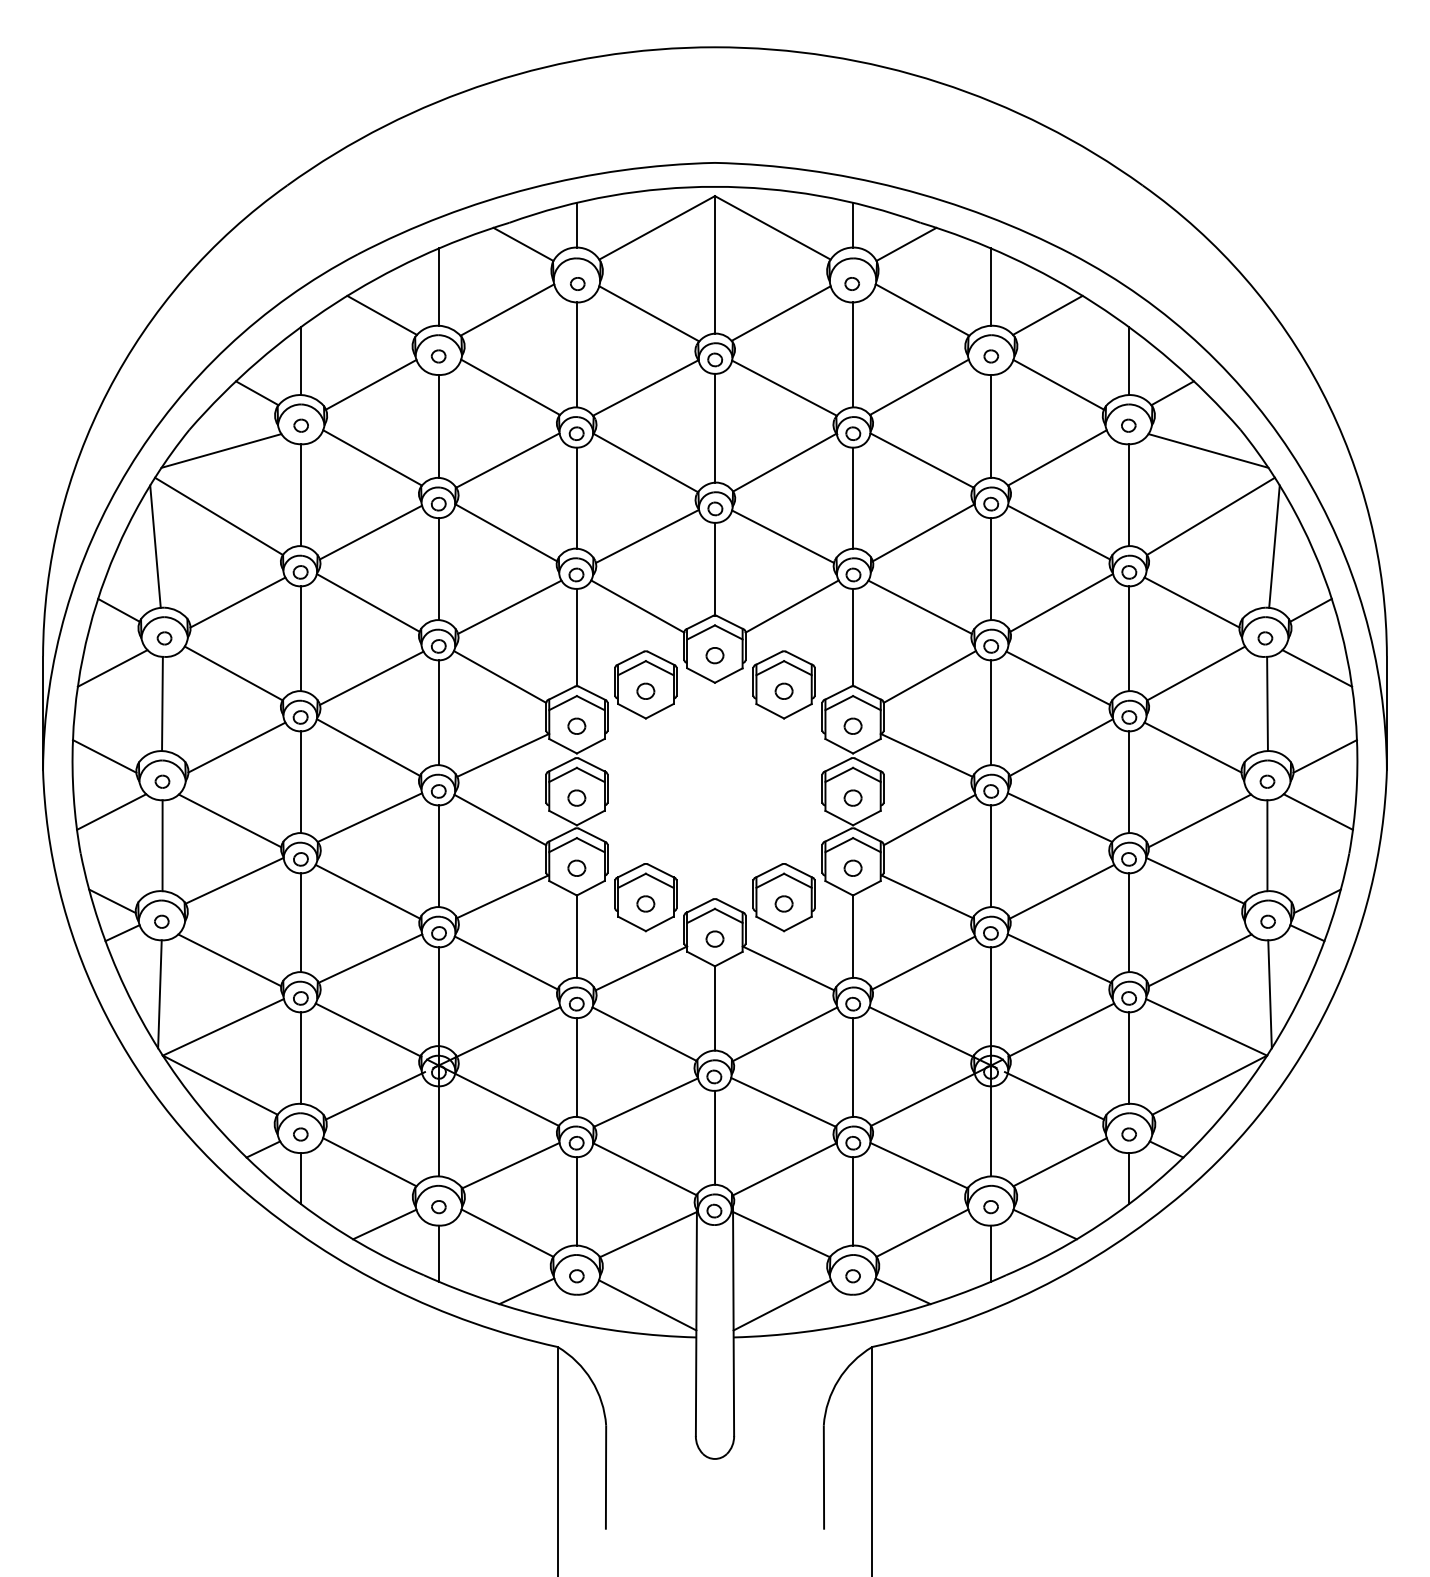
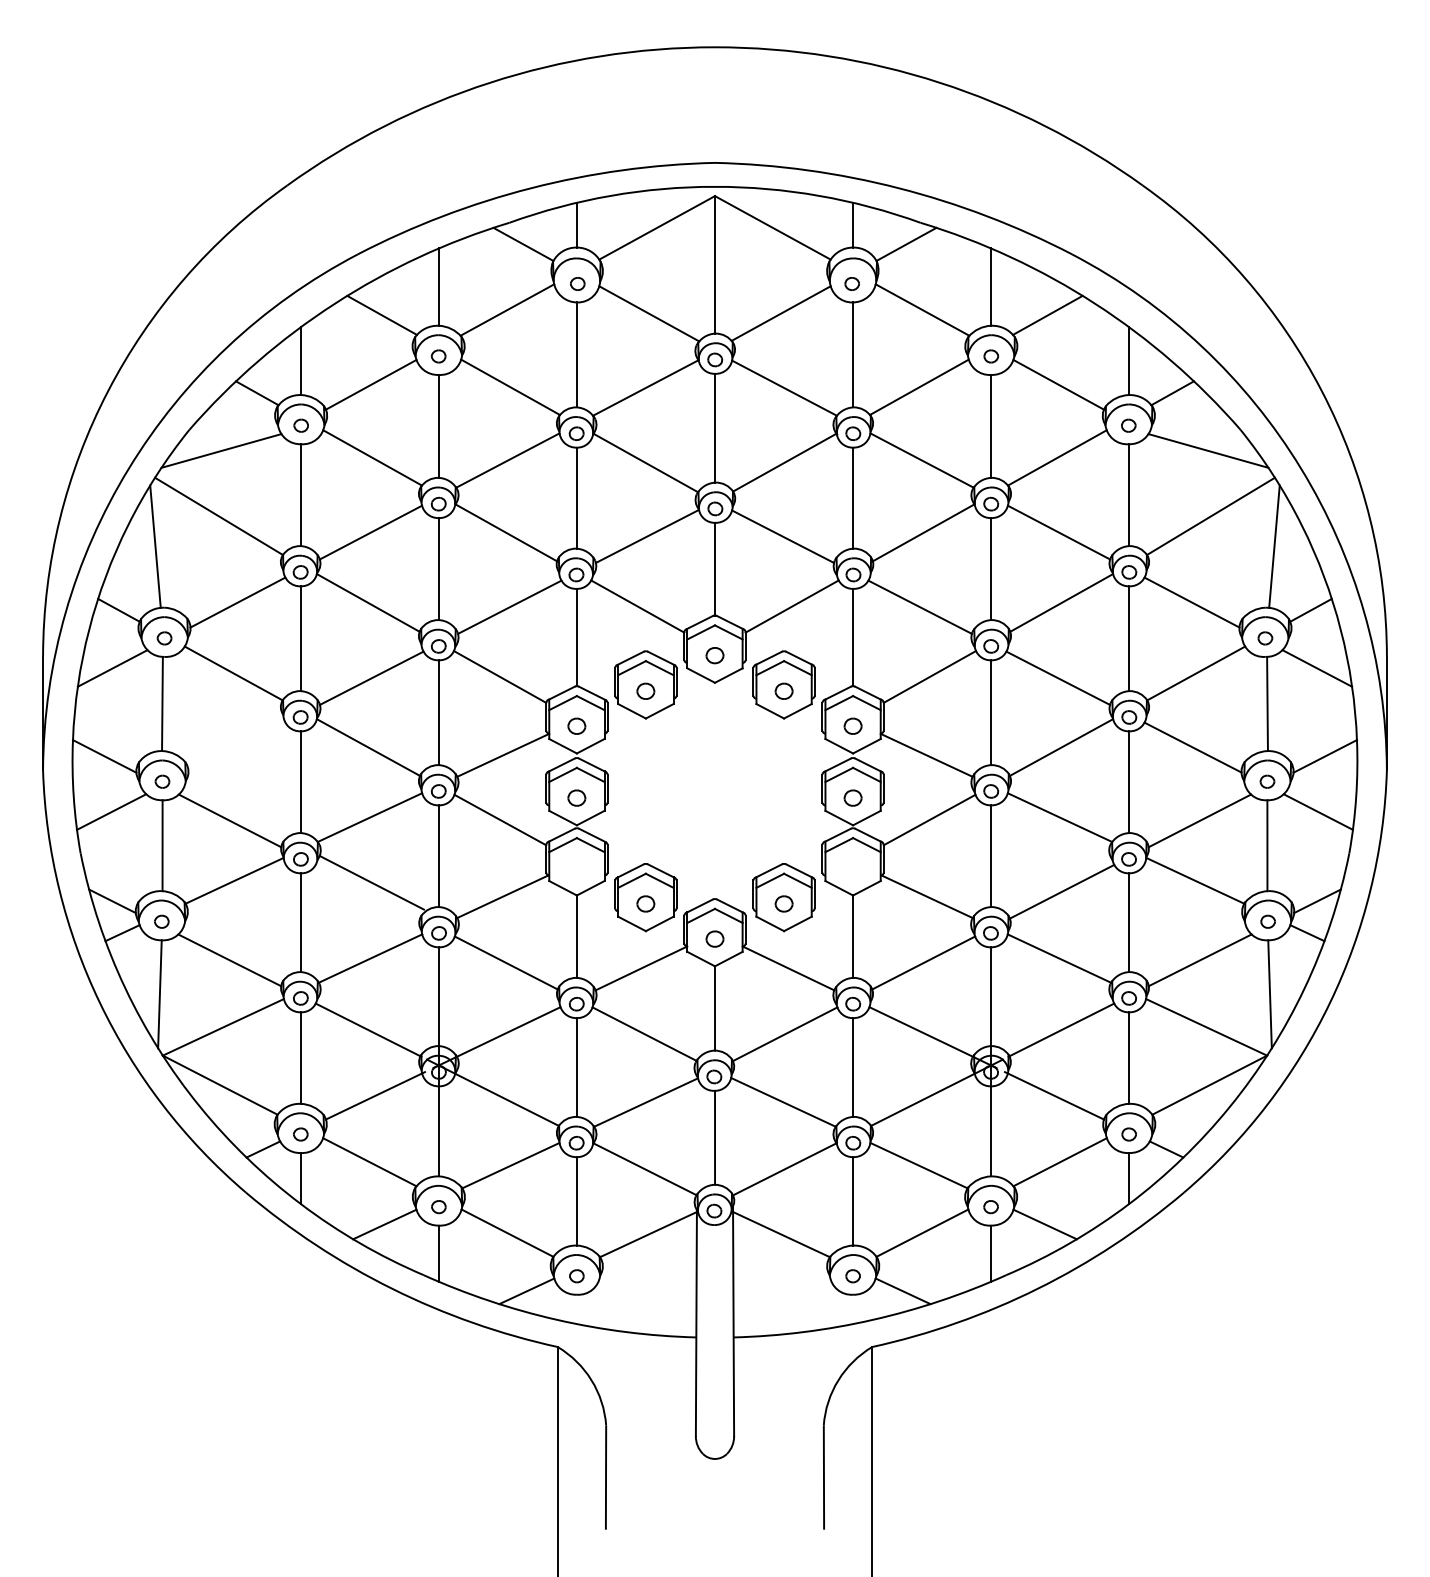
line: present -> none (236, 747)
part: present -> none (576, 867)
part: present -> none (852, 867)
line position: (367, 891) -> (371, 882) (371, 882)
line: present -> none (647, 1305)
line: present -> none (781, 1305)
